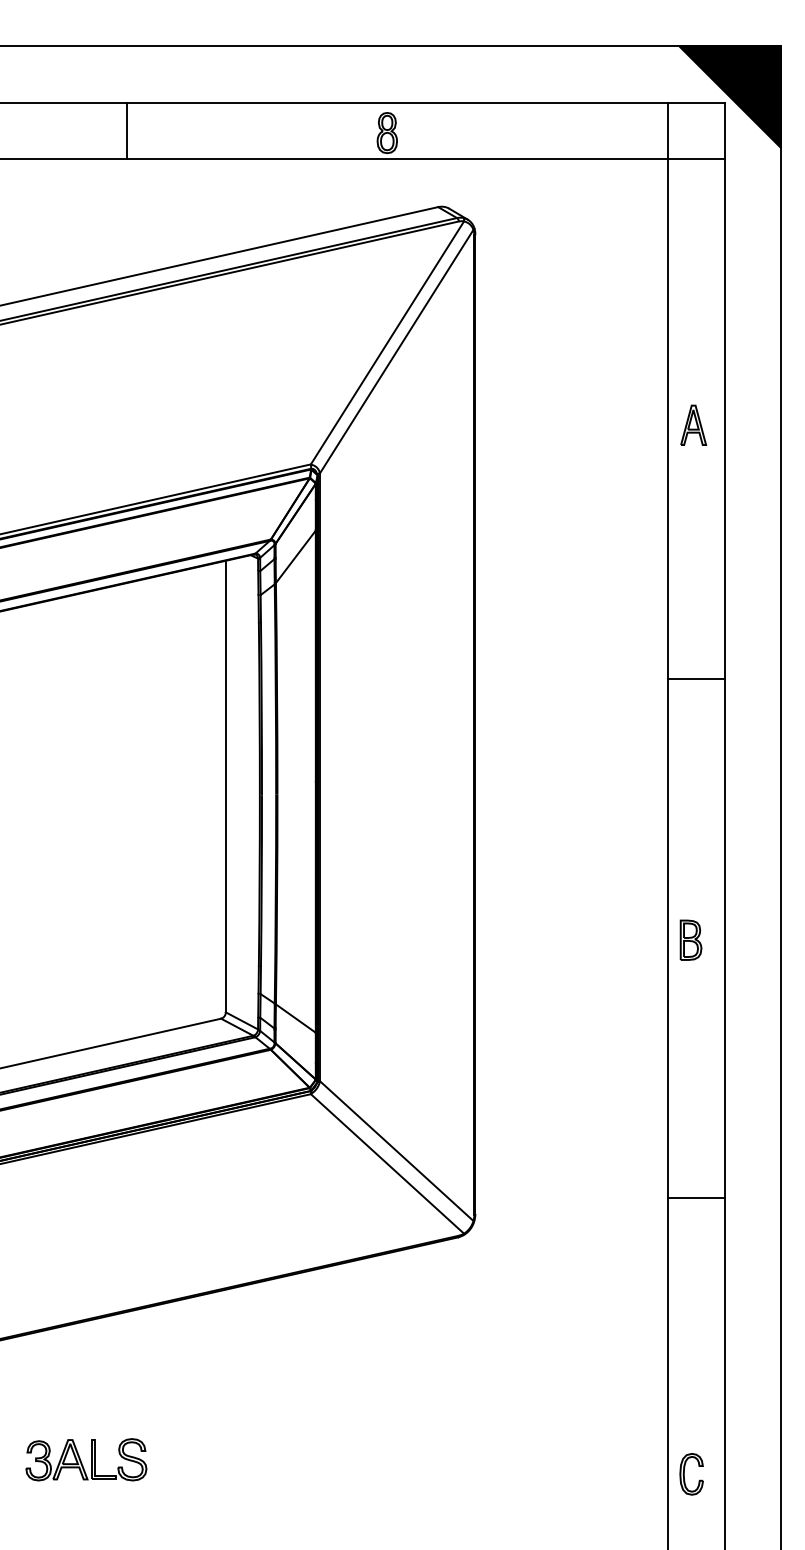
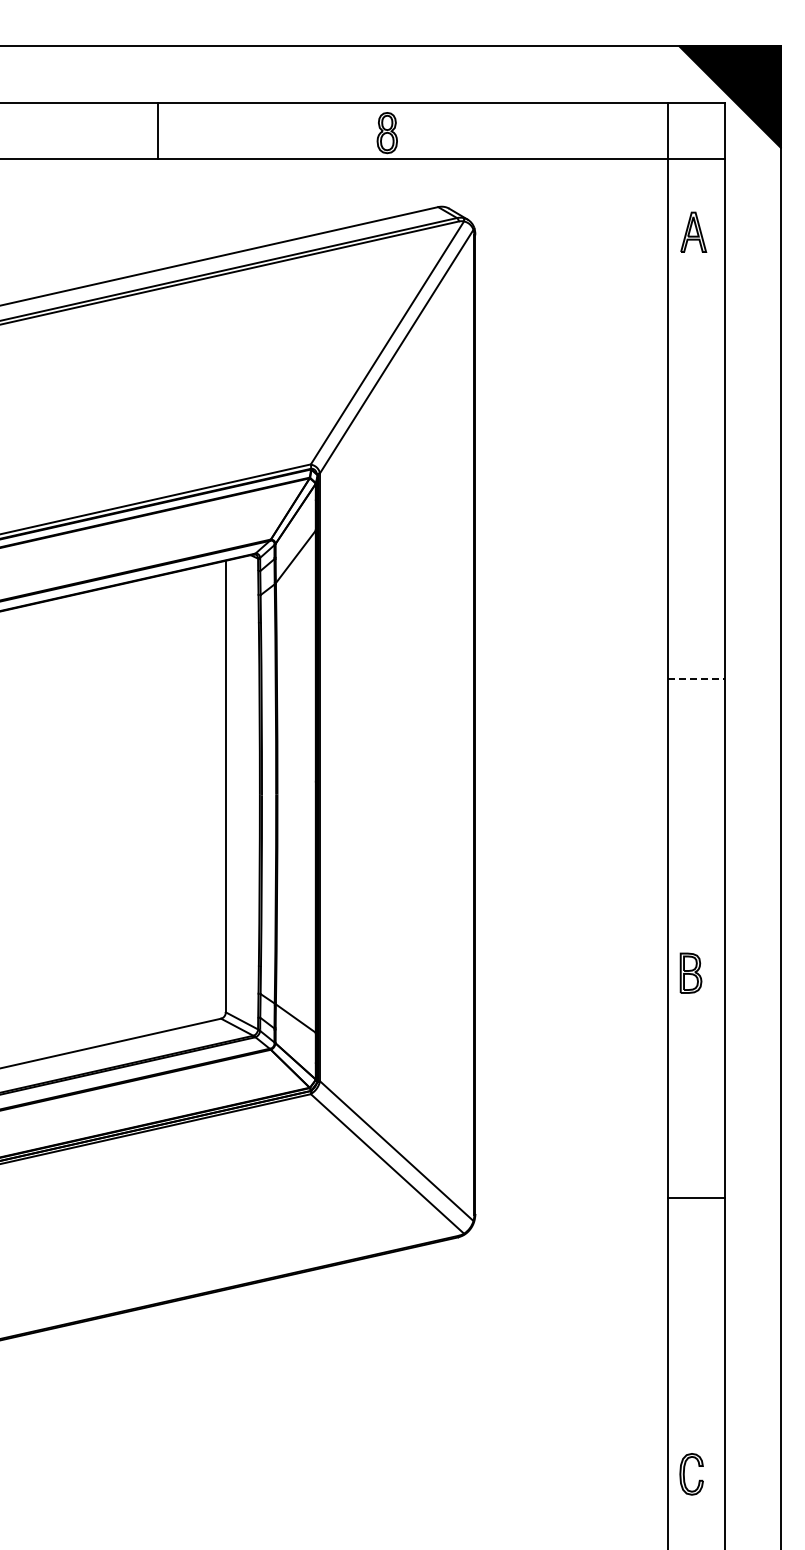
line position: (126, 130) -> (157, 130) (157, 130)
part position: (693, 424) -> (693, 231) (693, 231)
line: solid -> dashed (696, 678)
part position: (690, 939) -> (690, 972) (690, 972)
part: present -> none (86, 1459)
